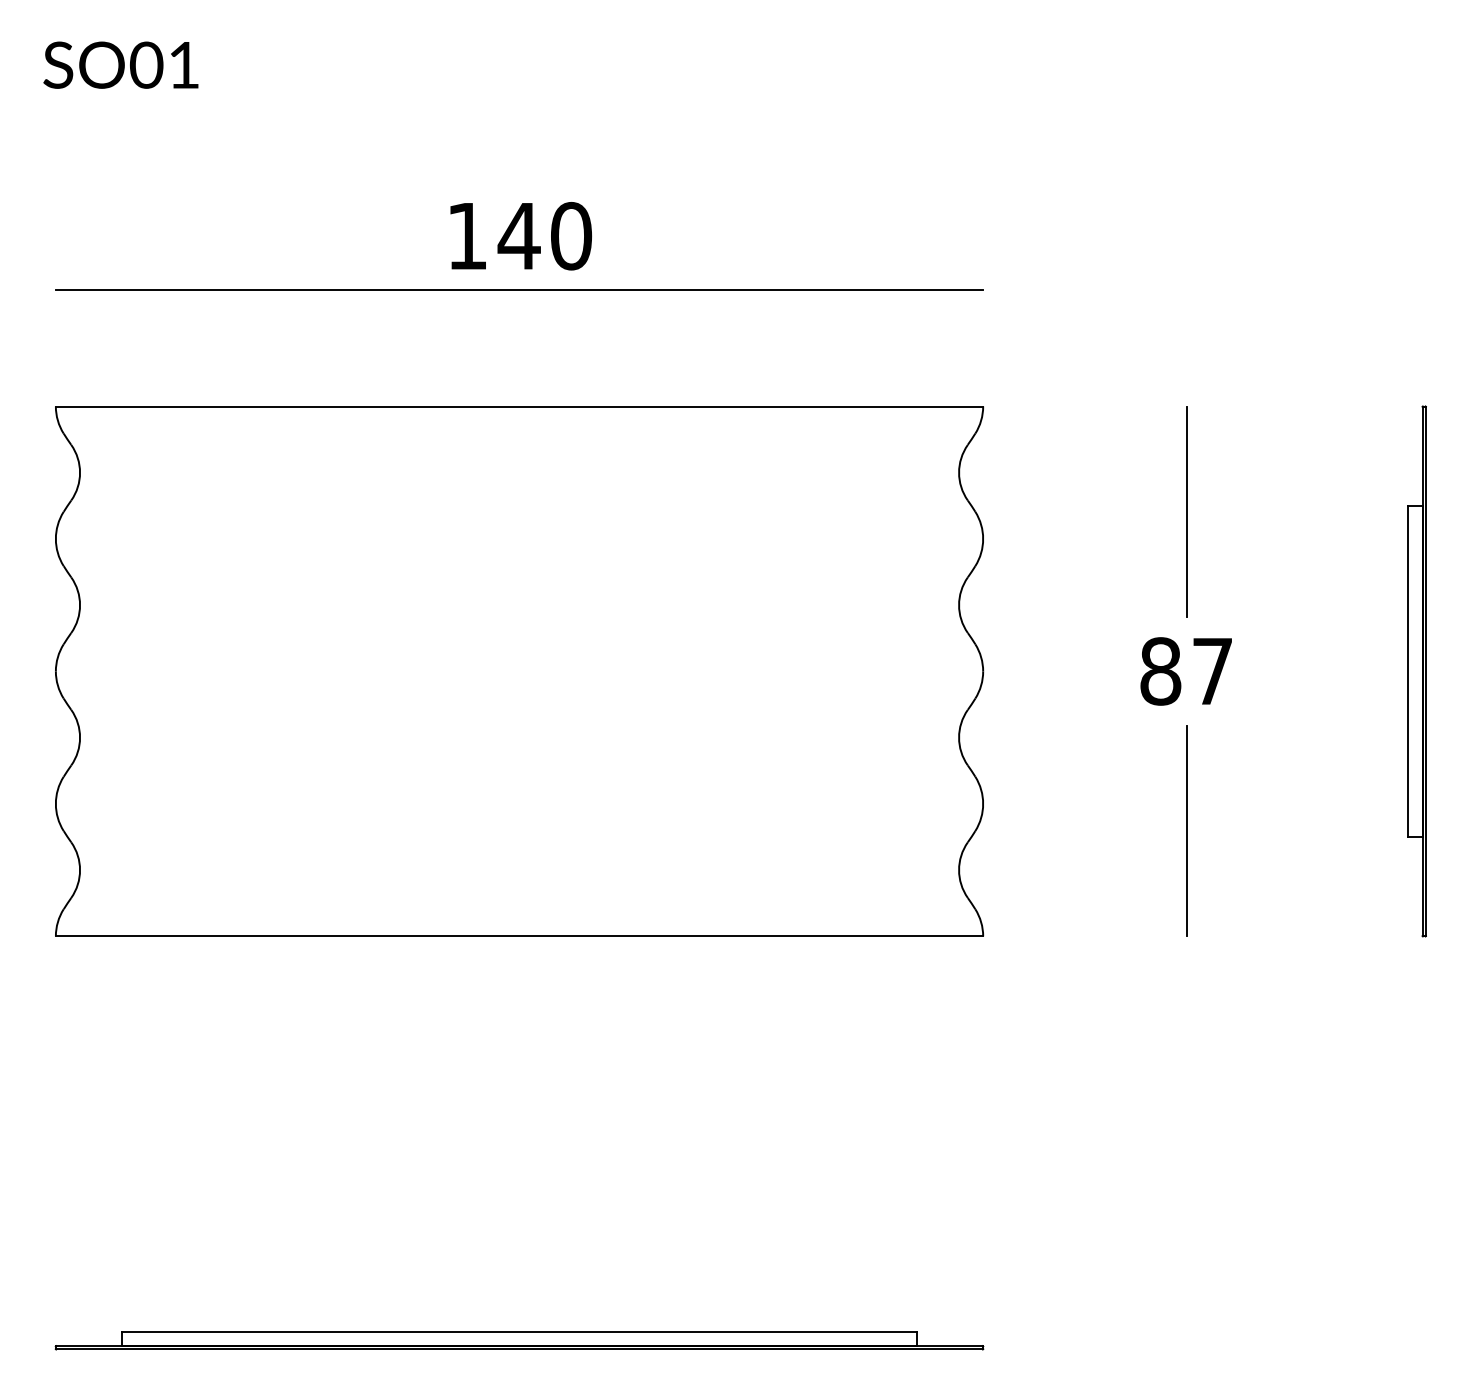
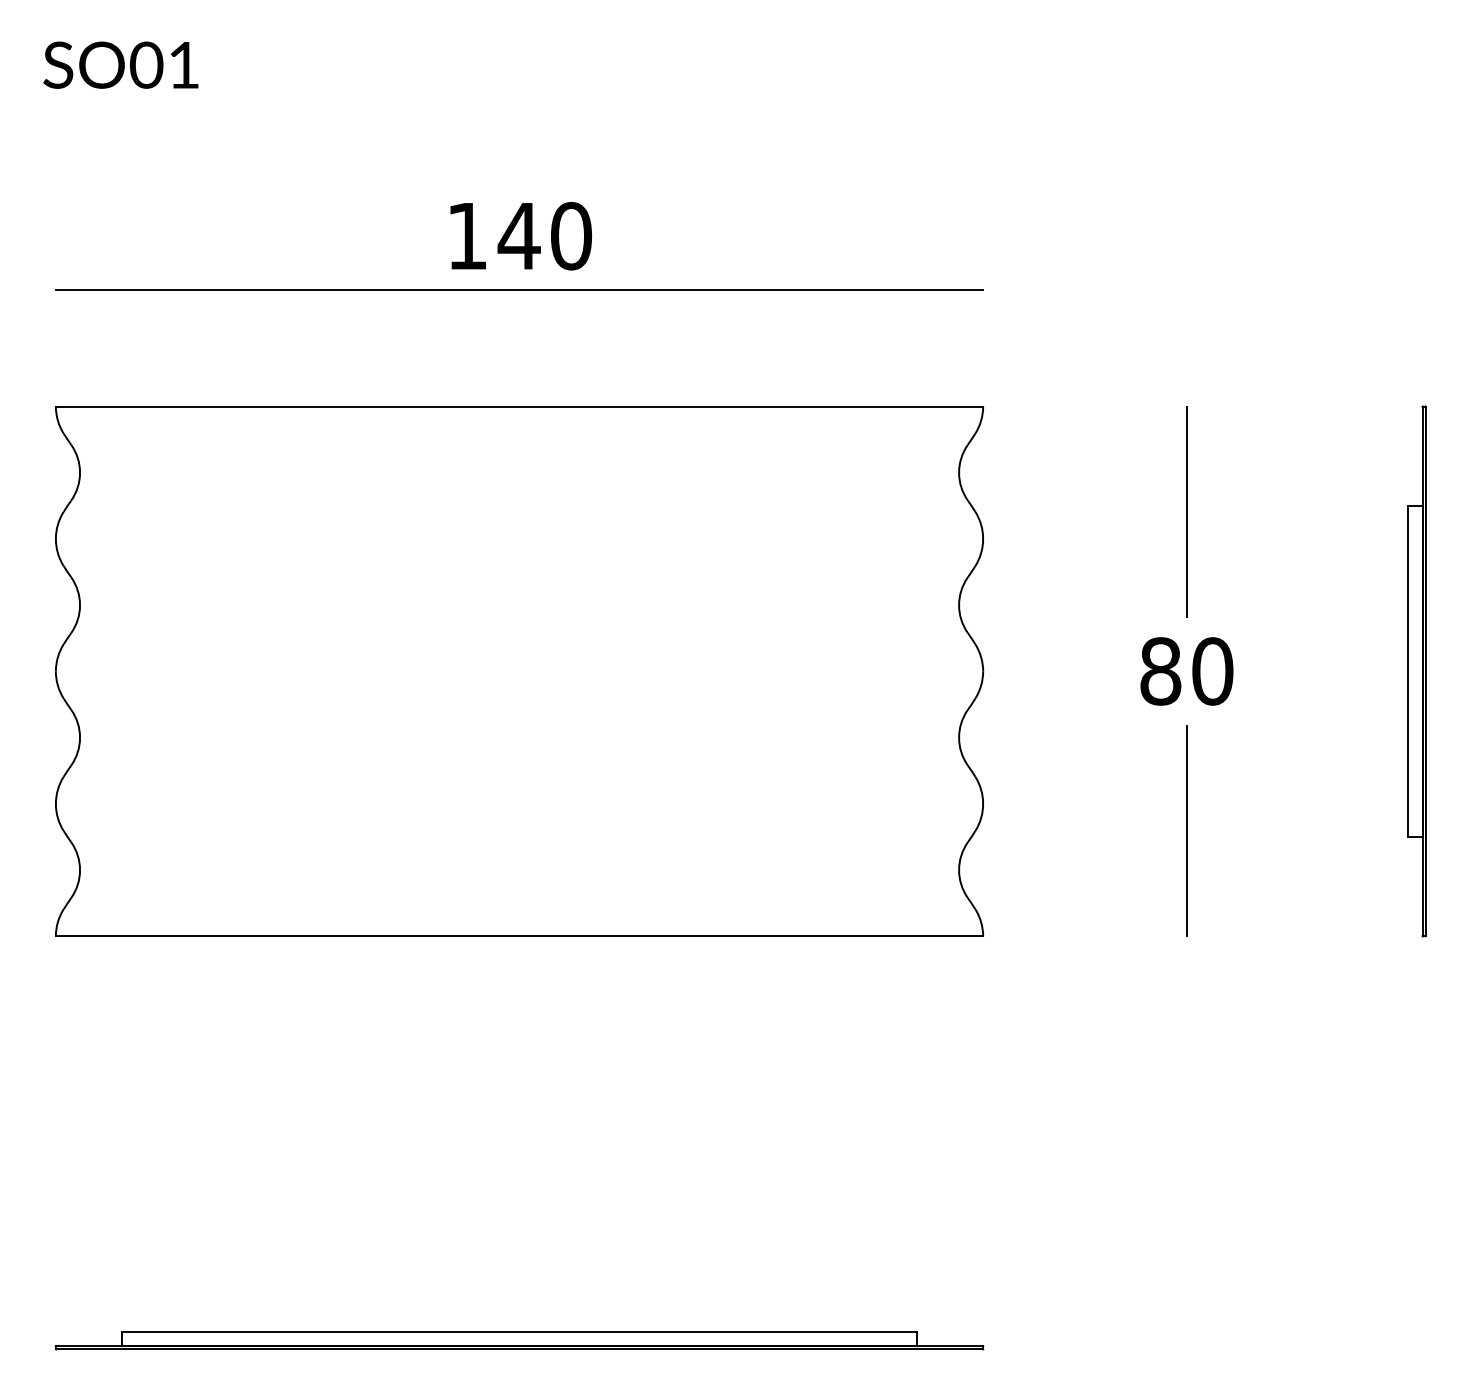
text: 87 -> 80 (1212, 671)
